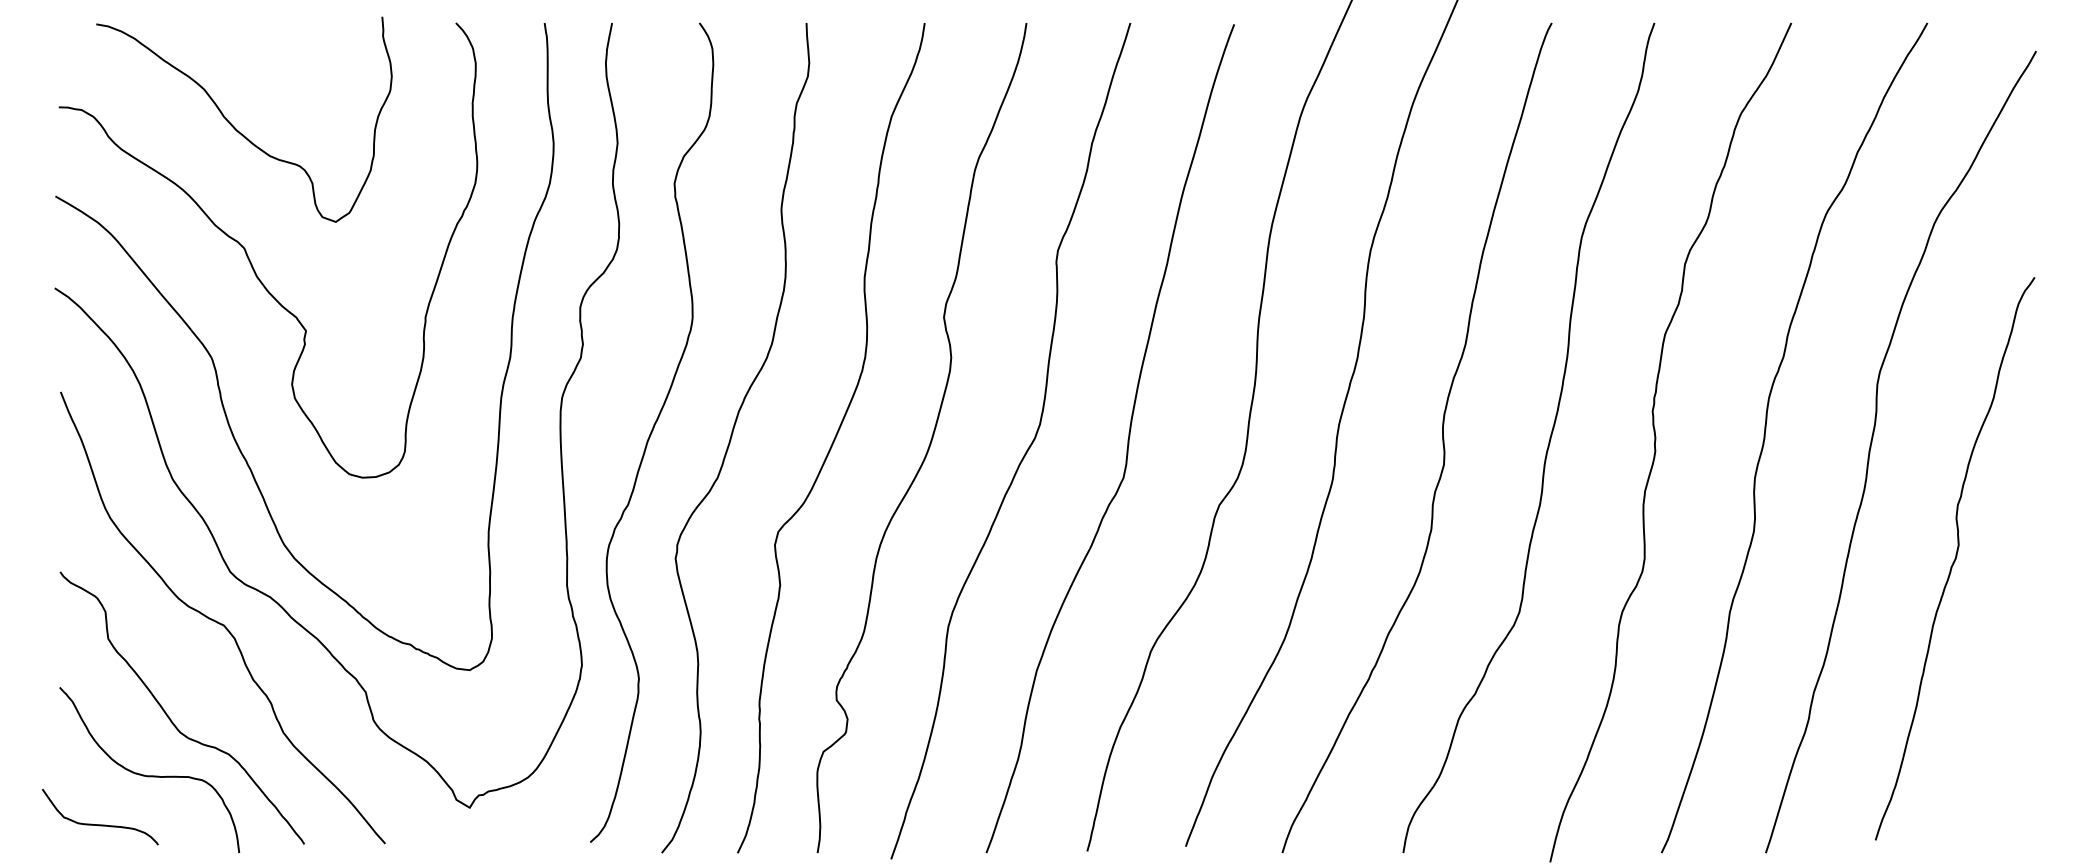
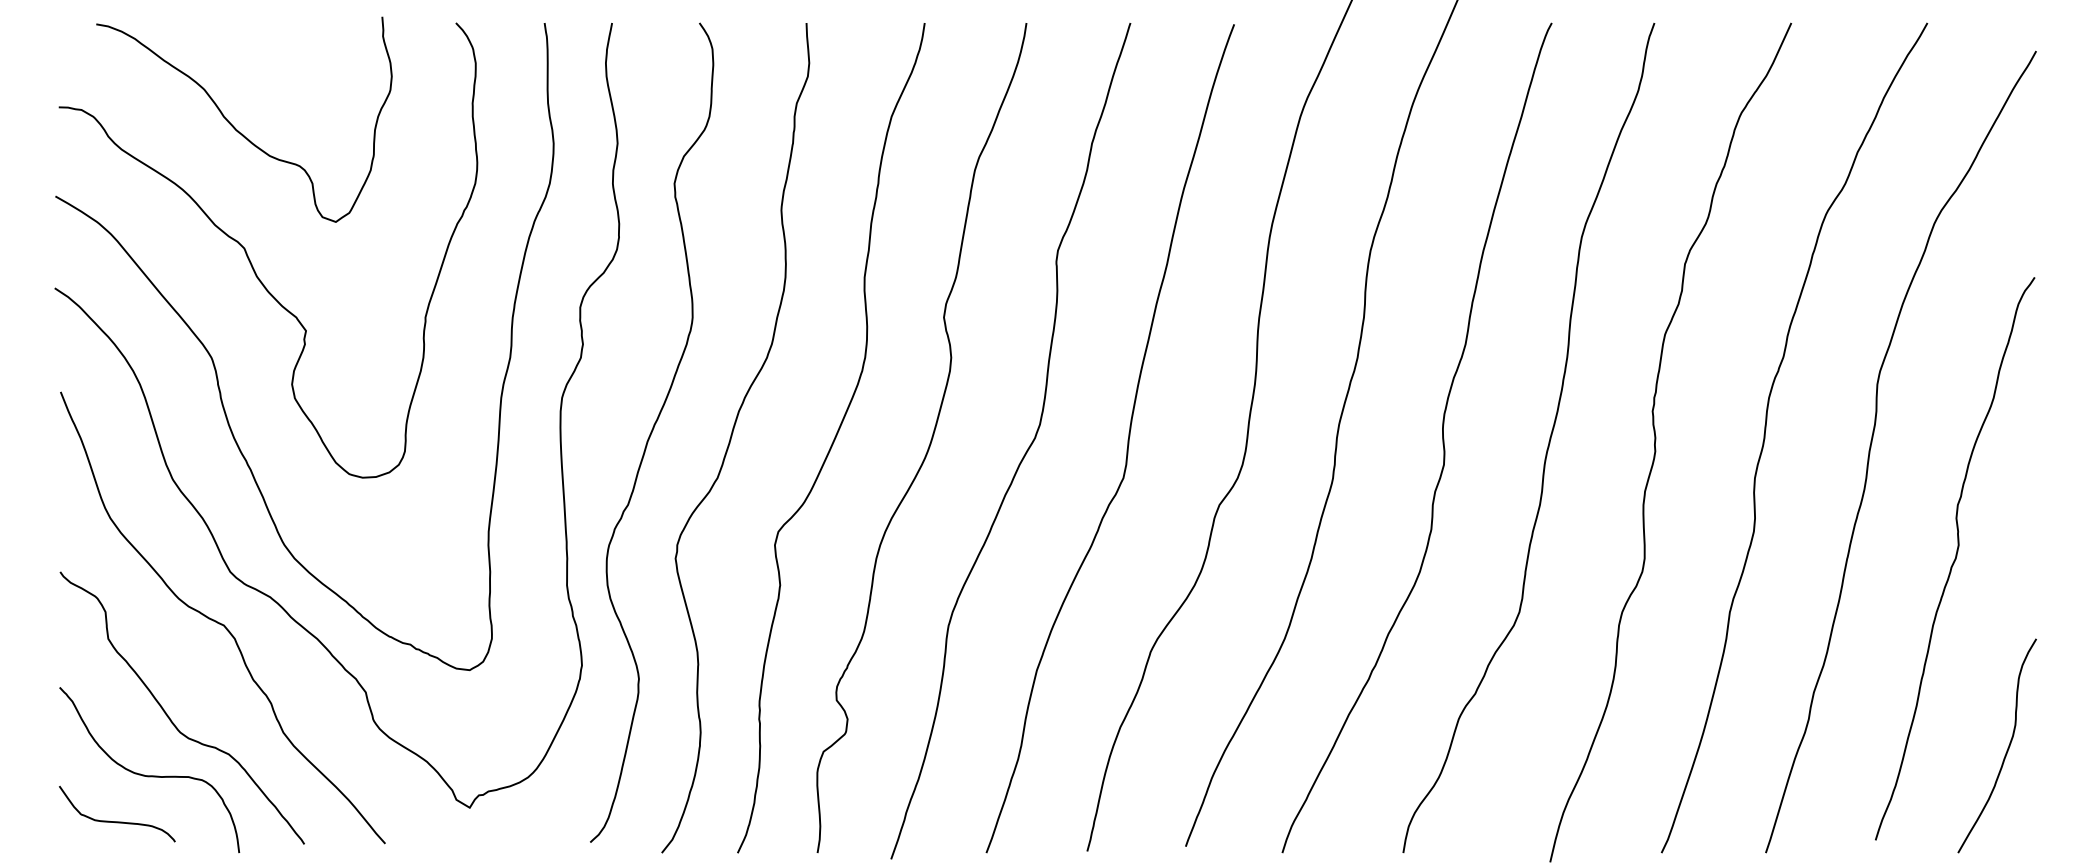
curve: none -> present (2007, 747)
curve position: (100, 824) -> (117, 821) (117, 821)
